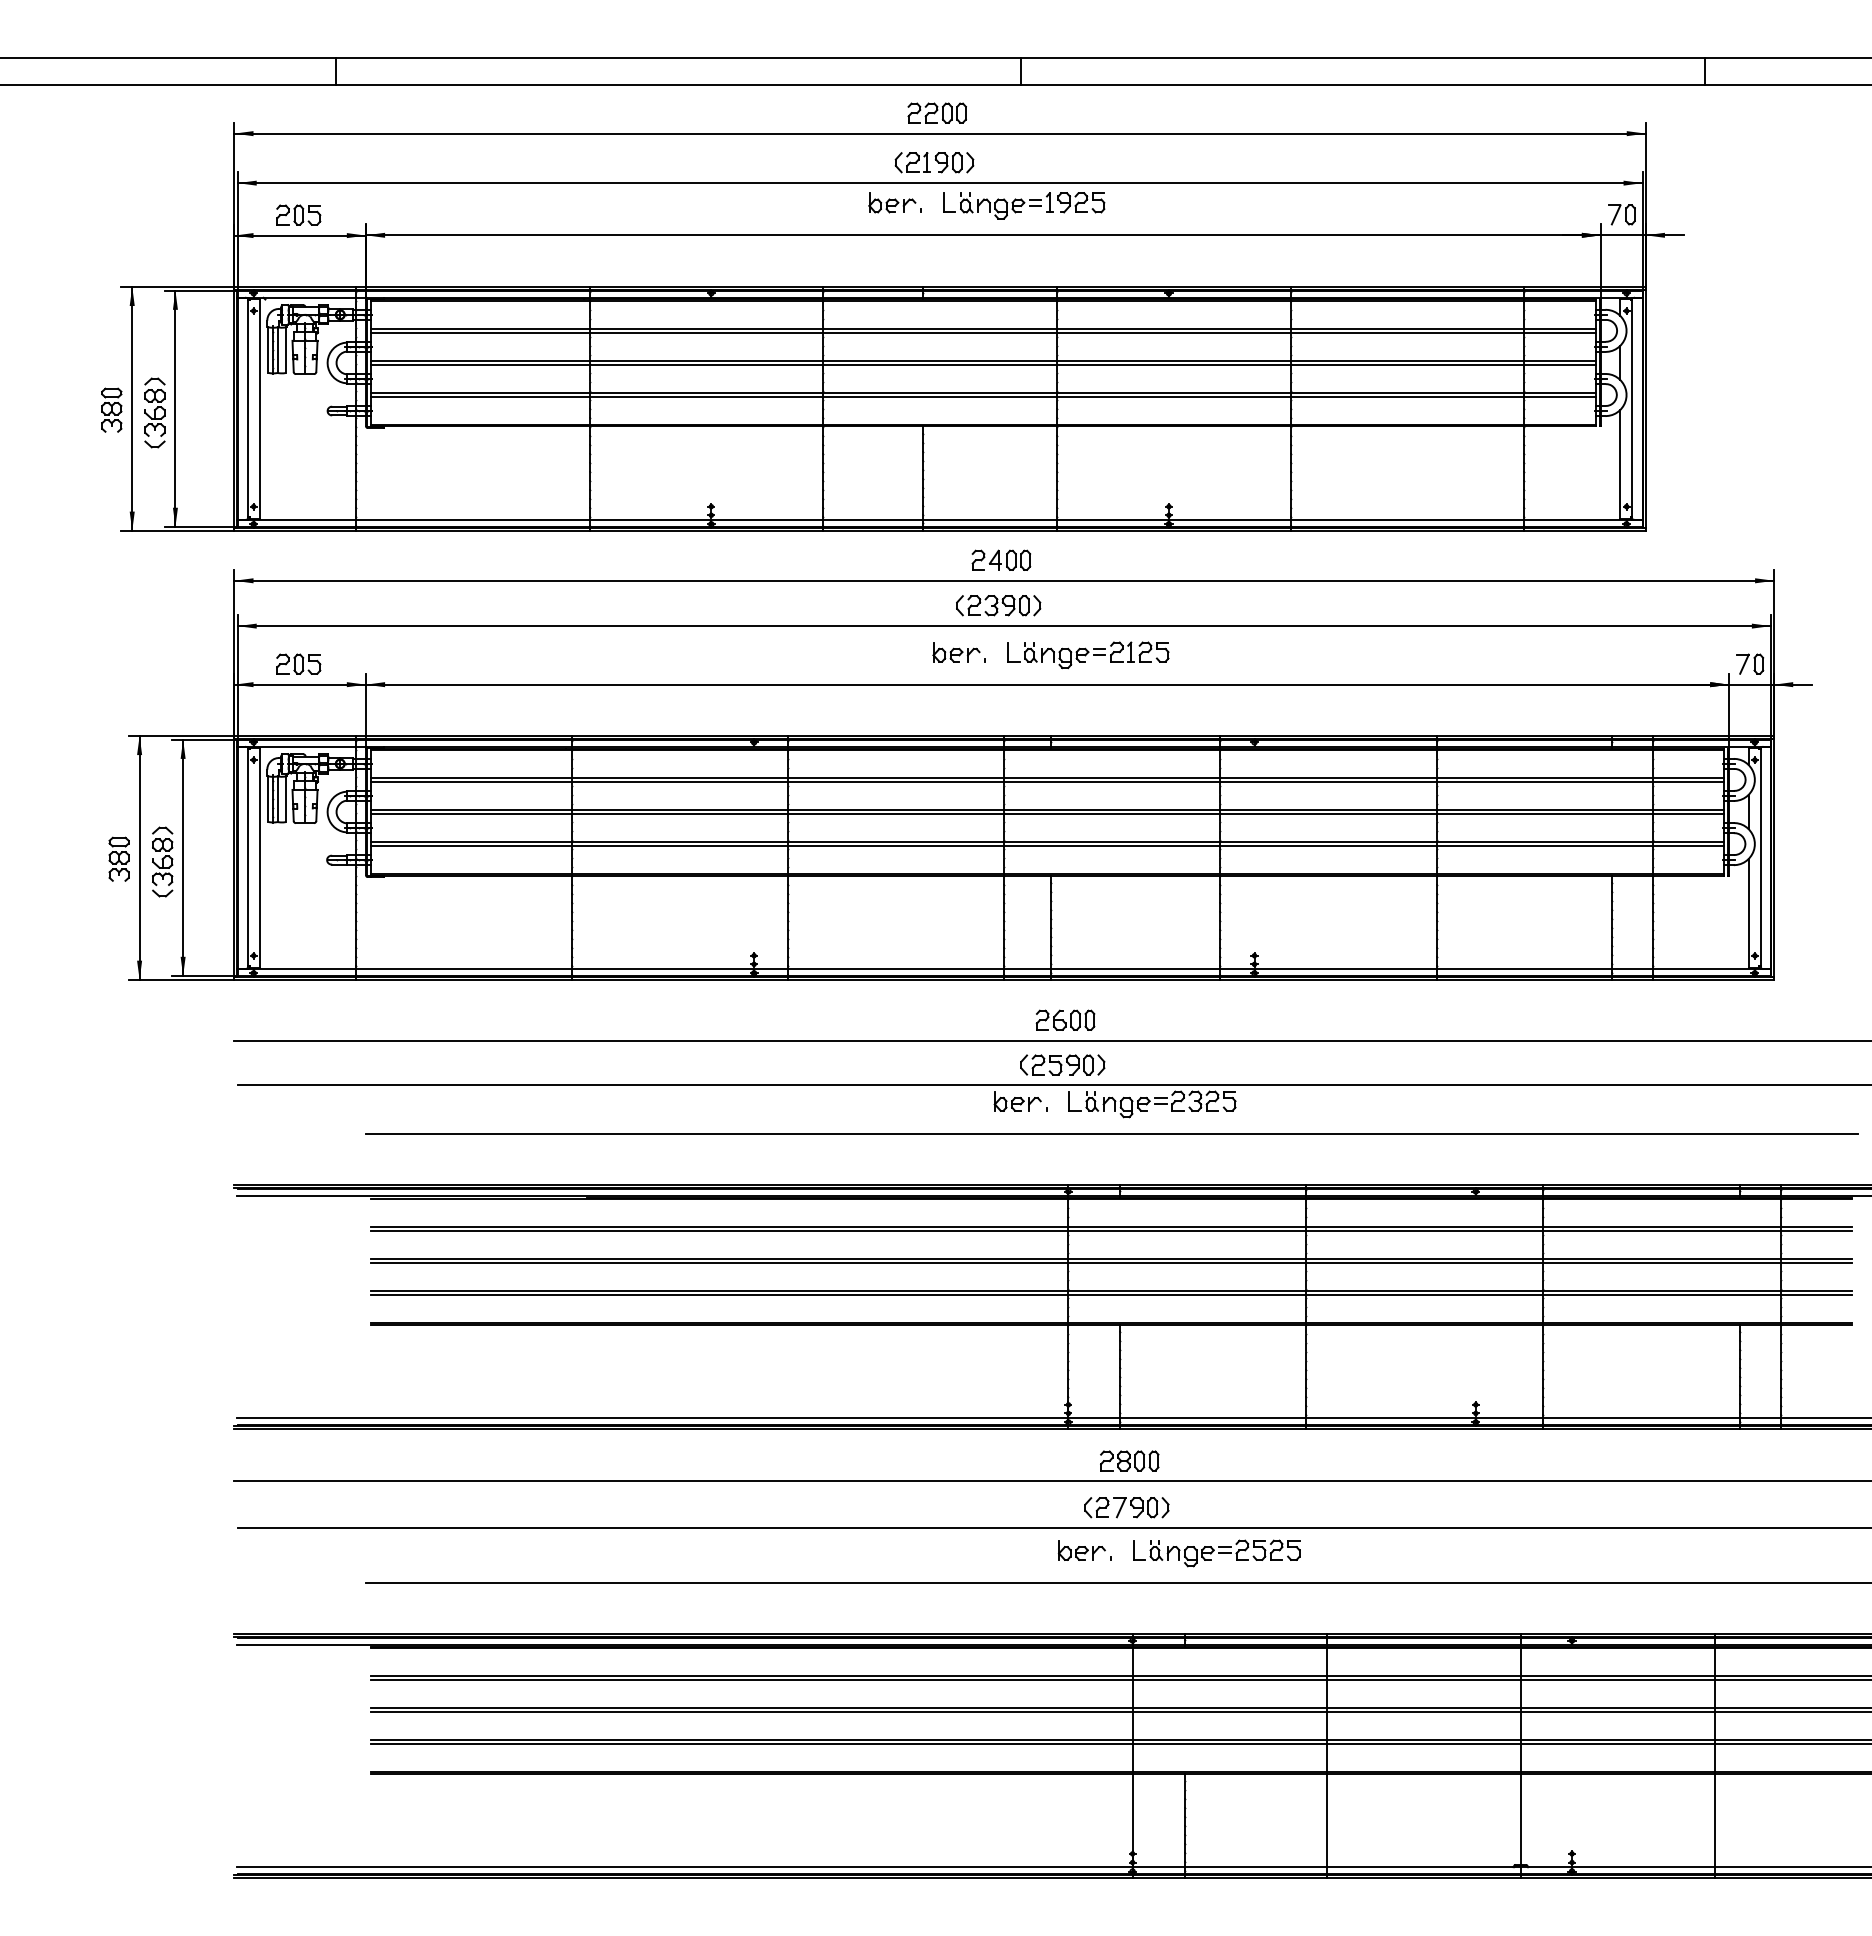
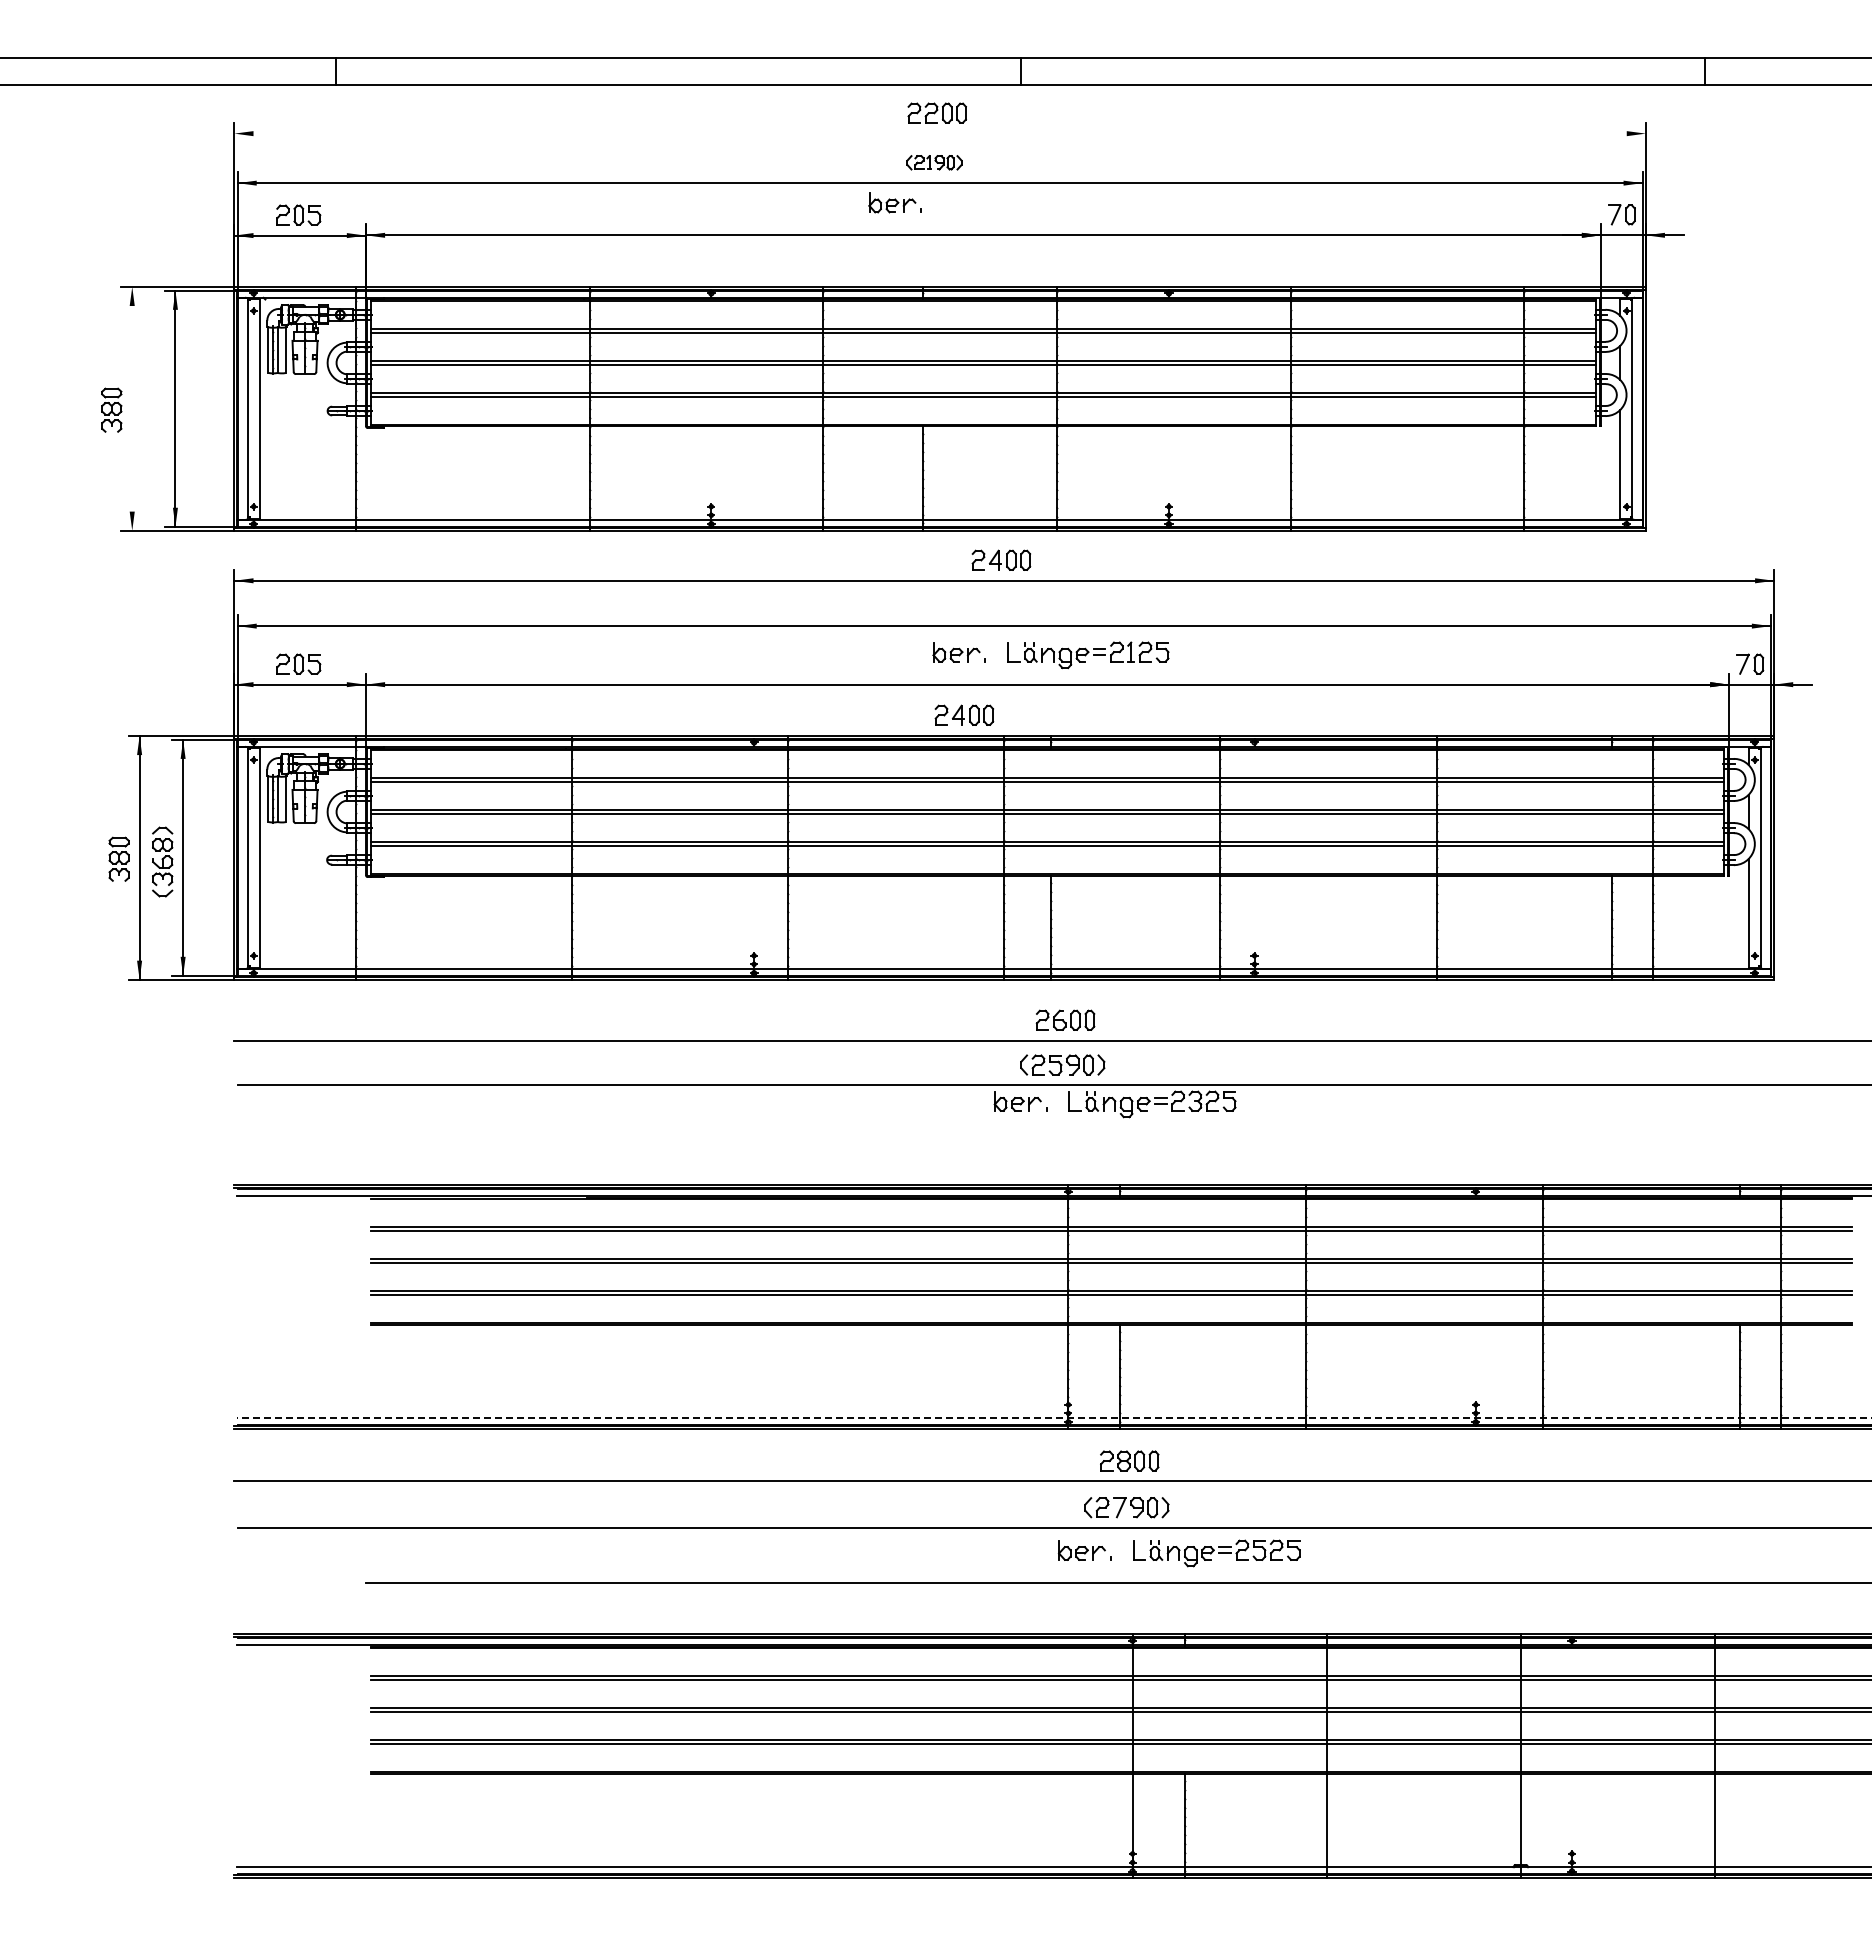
line: present -> none (939, 133)
part size: 81x22 px -> 57x16 px (934, 162)
part: present -> none (1024, 205)
line: present -> none (132, 408)
part: present -> none (154, 412)
part: present -> none (998, 605)
part: none -> present (964, 714)
line: present -> none (1111, 1133)
line: solid -> dashed (1053, 1417)
